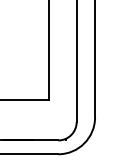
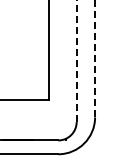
line: solid -> dashed (95, 58)
line: solid -> dashed (76, 61)
